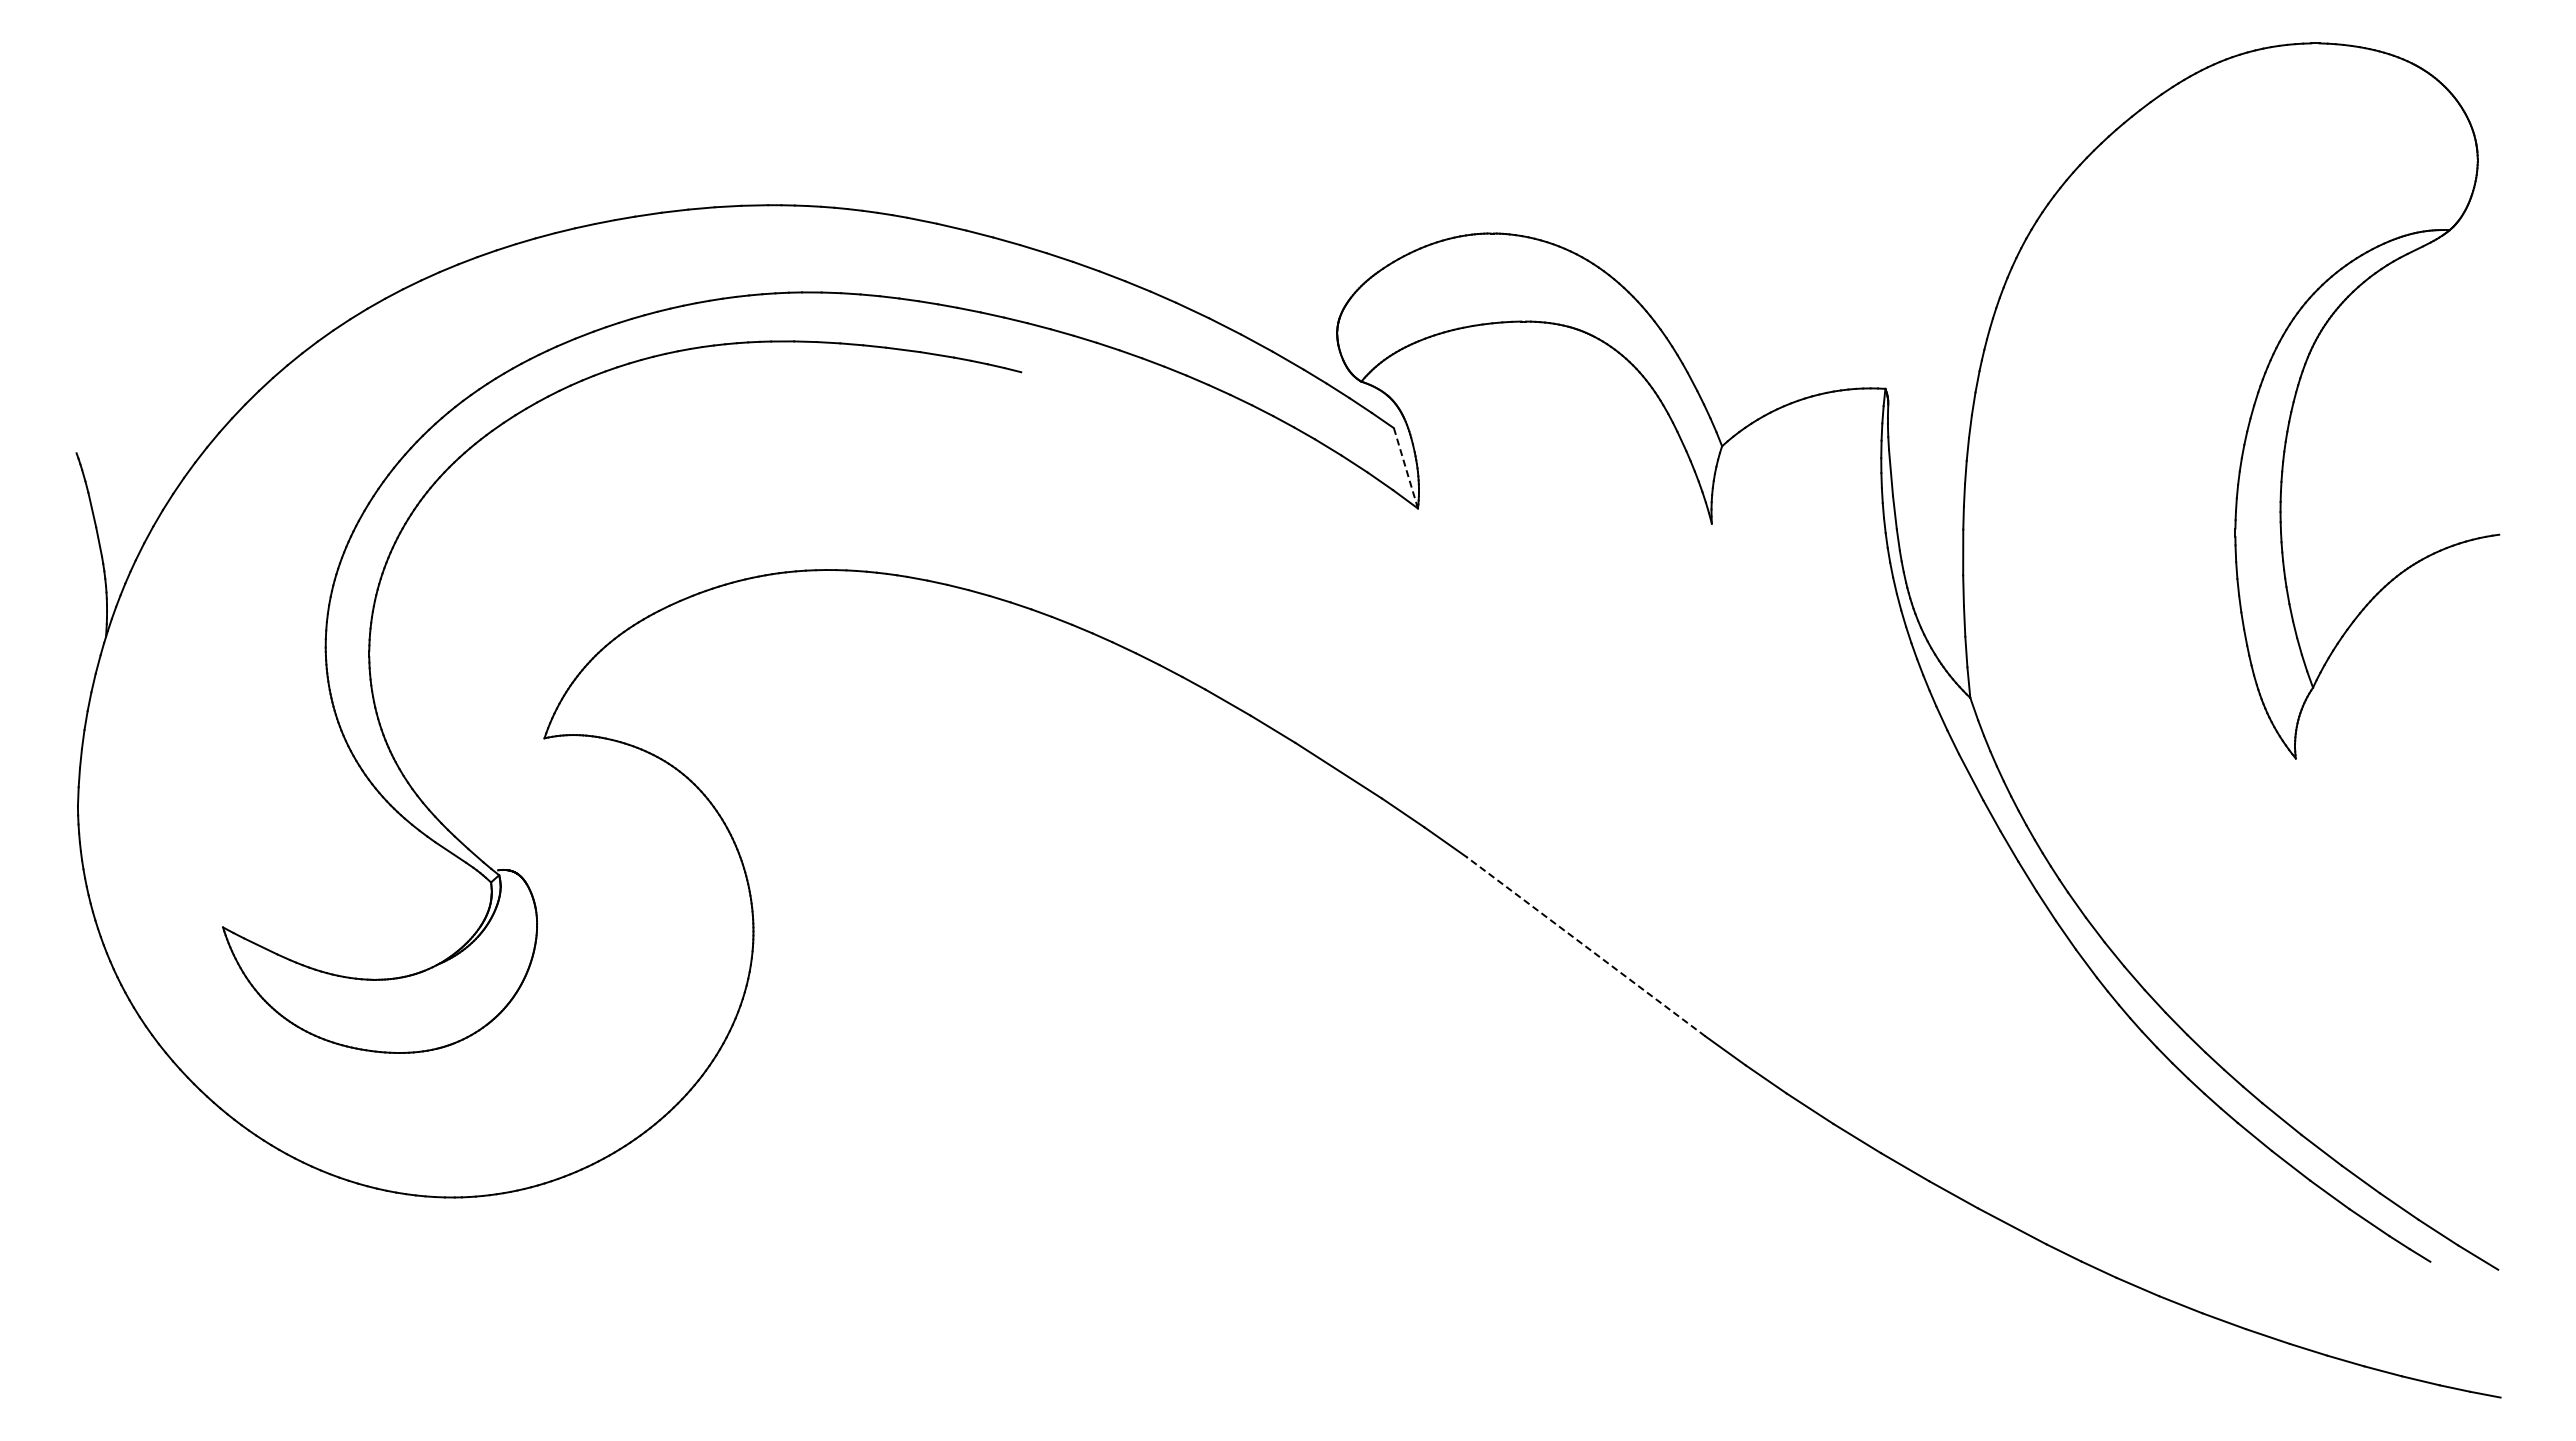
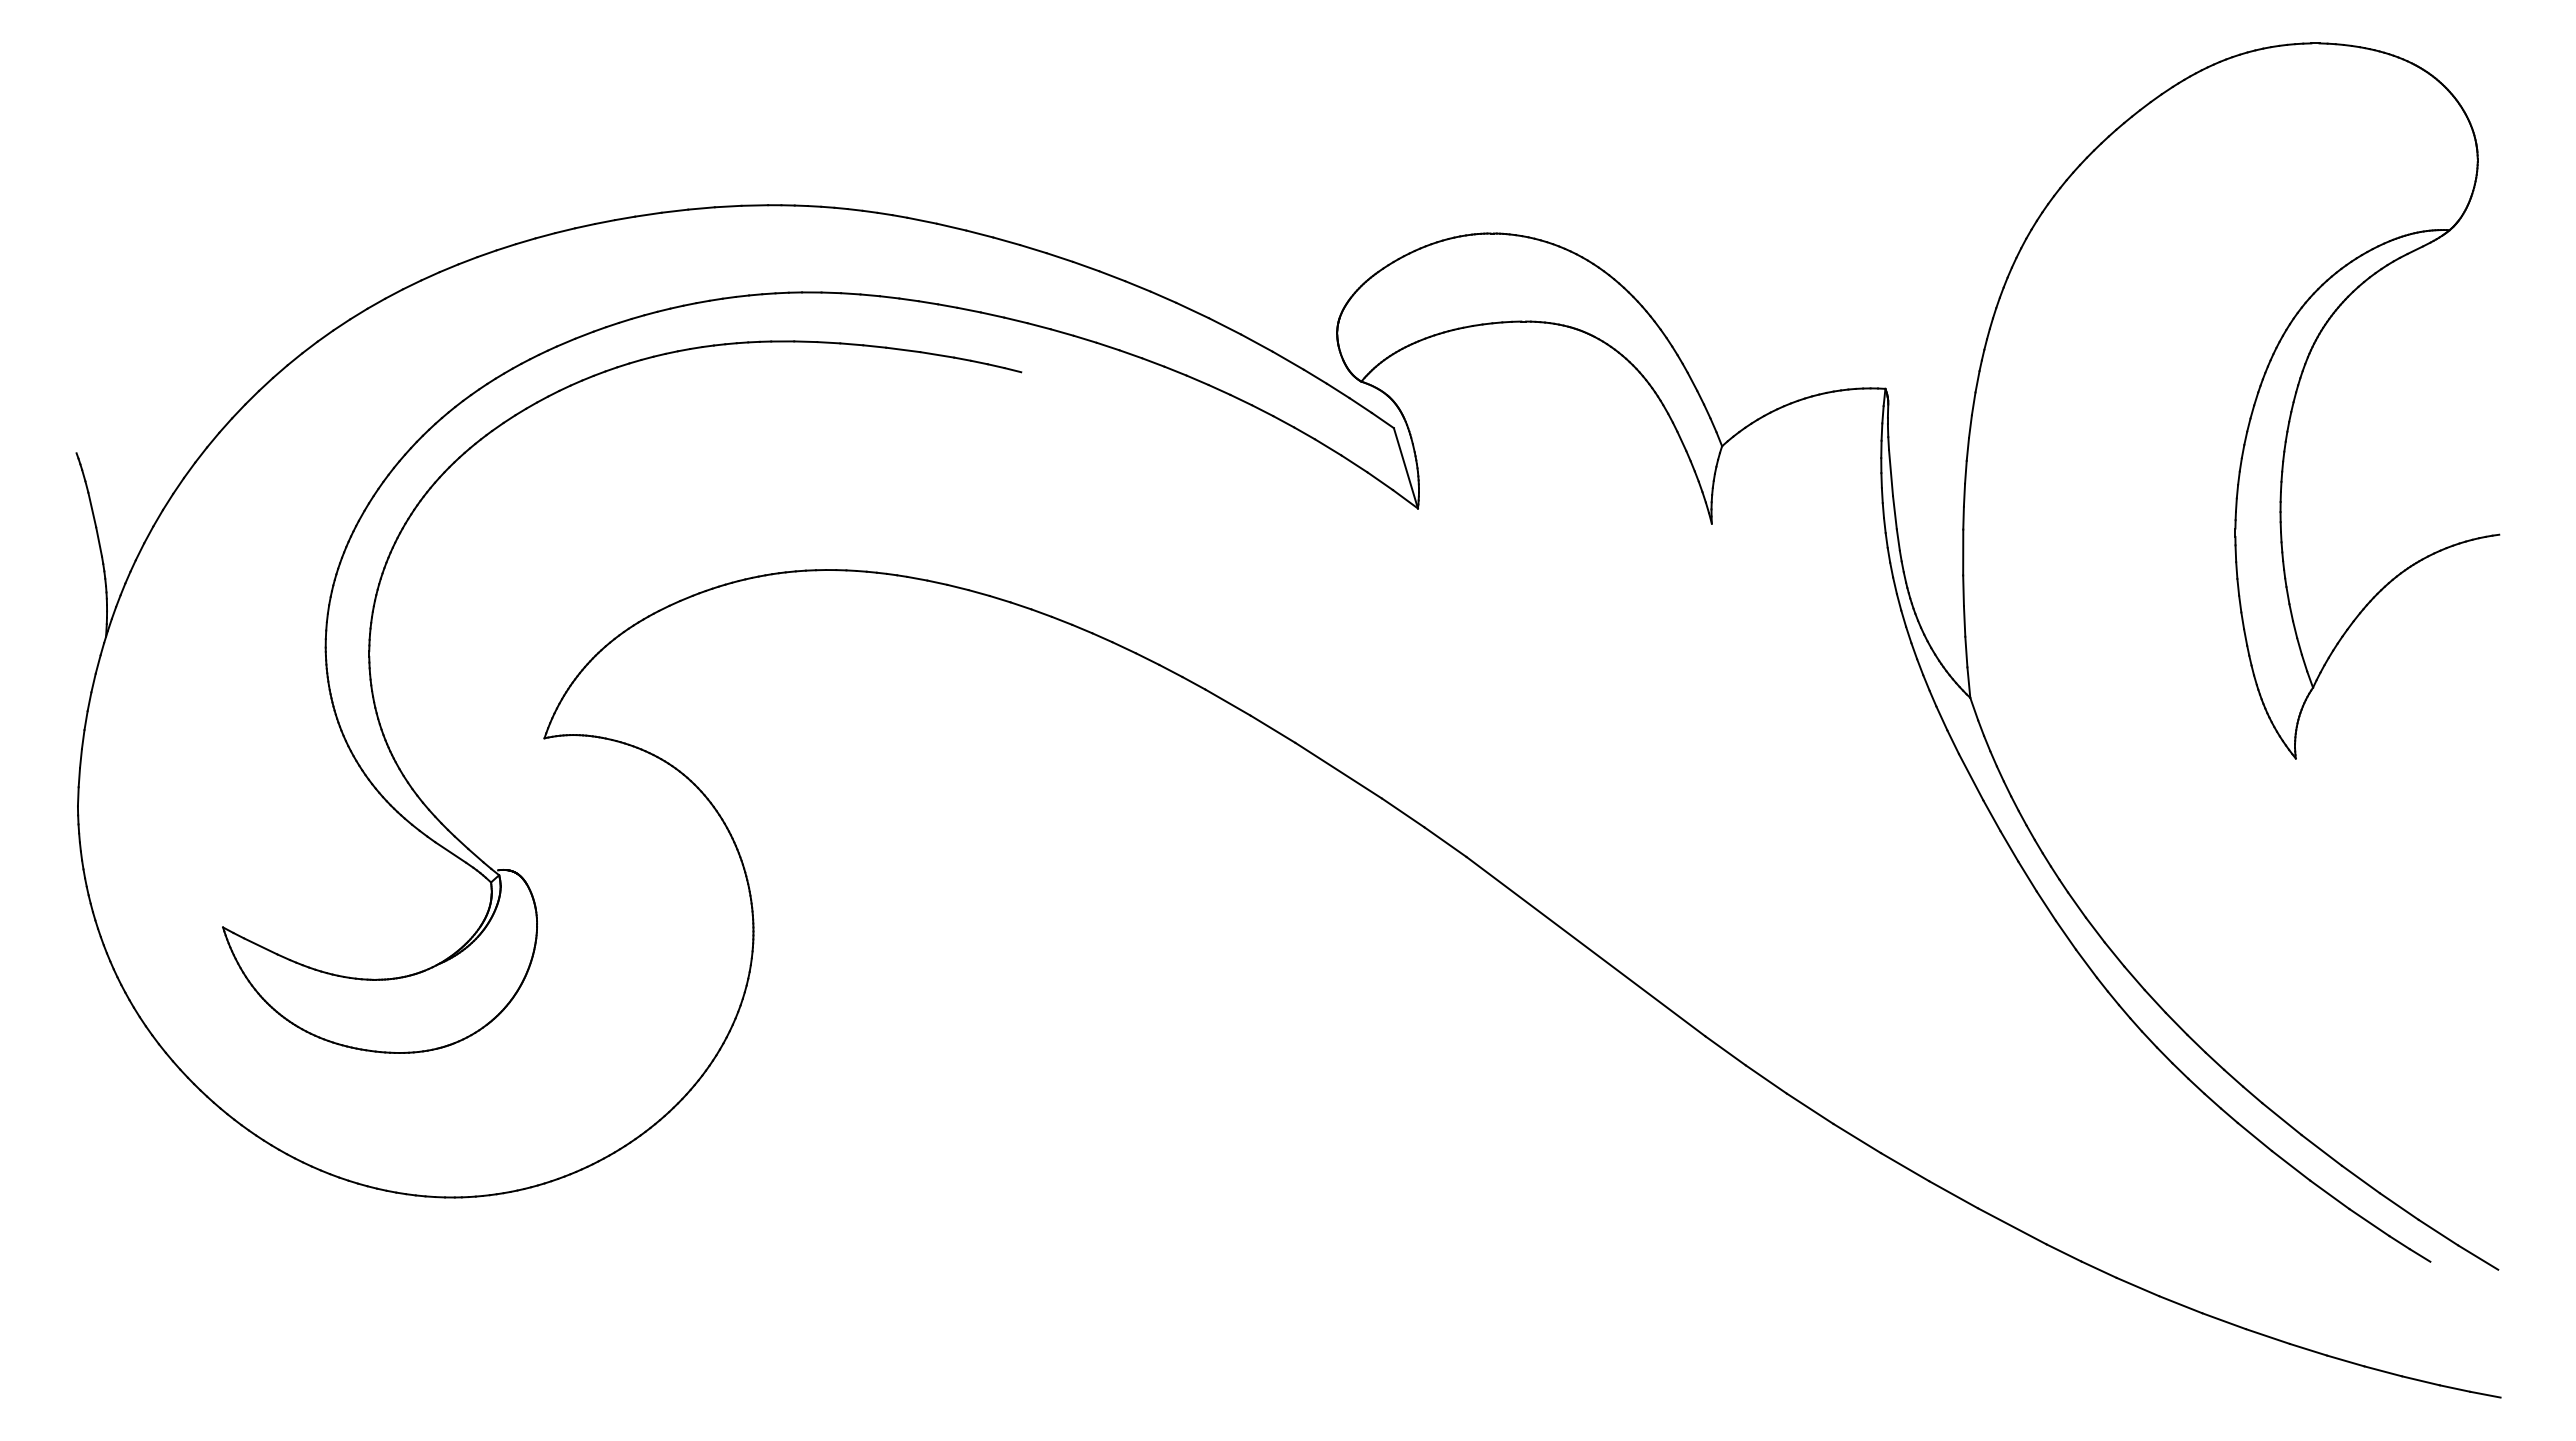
line: dashed -> solid (1405, 468)
line: dashed -> solid (1585, 946)
